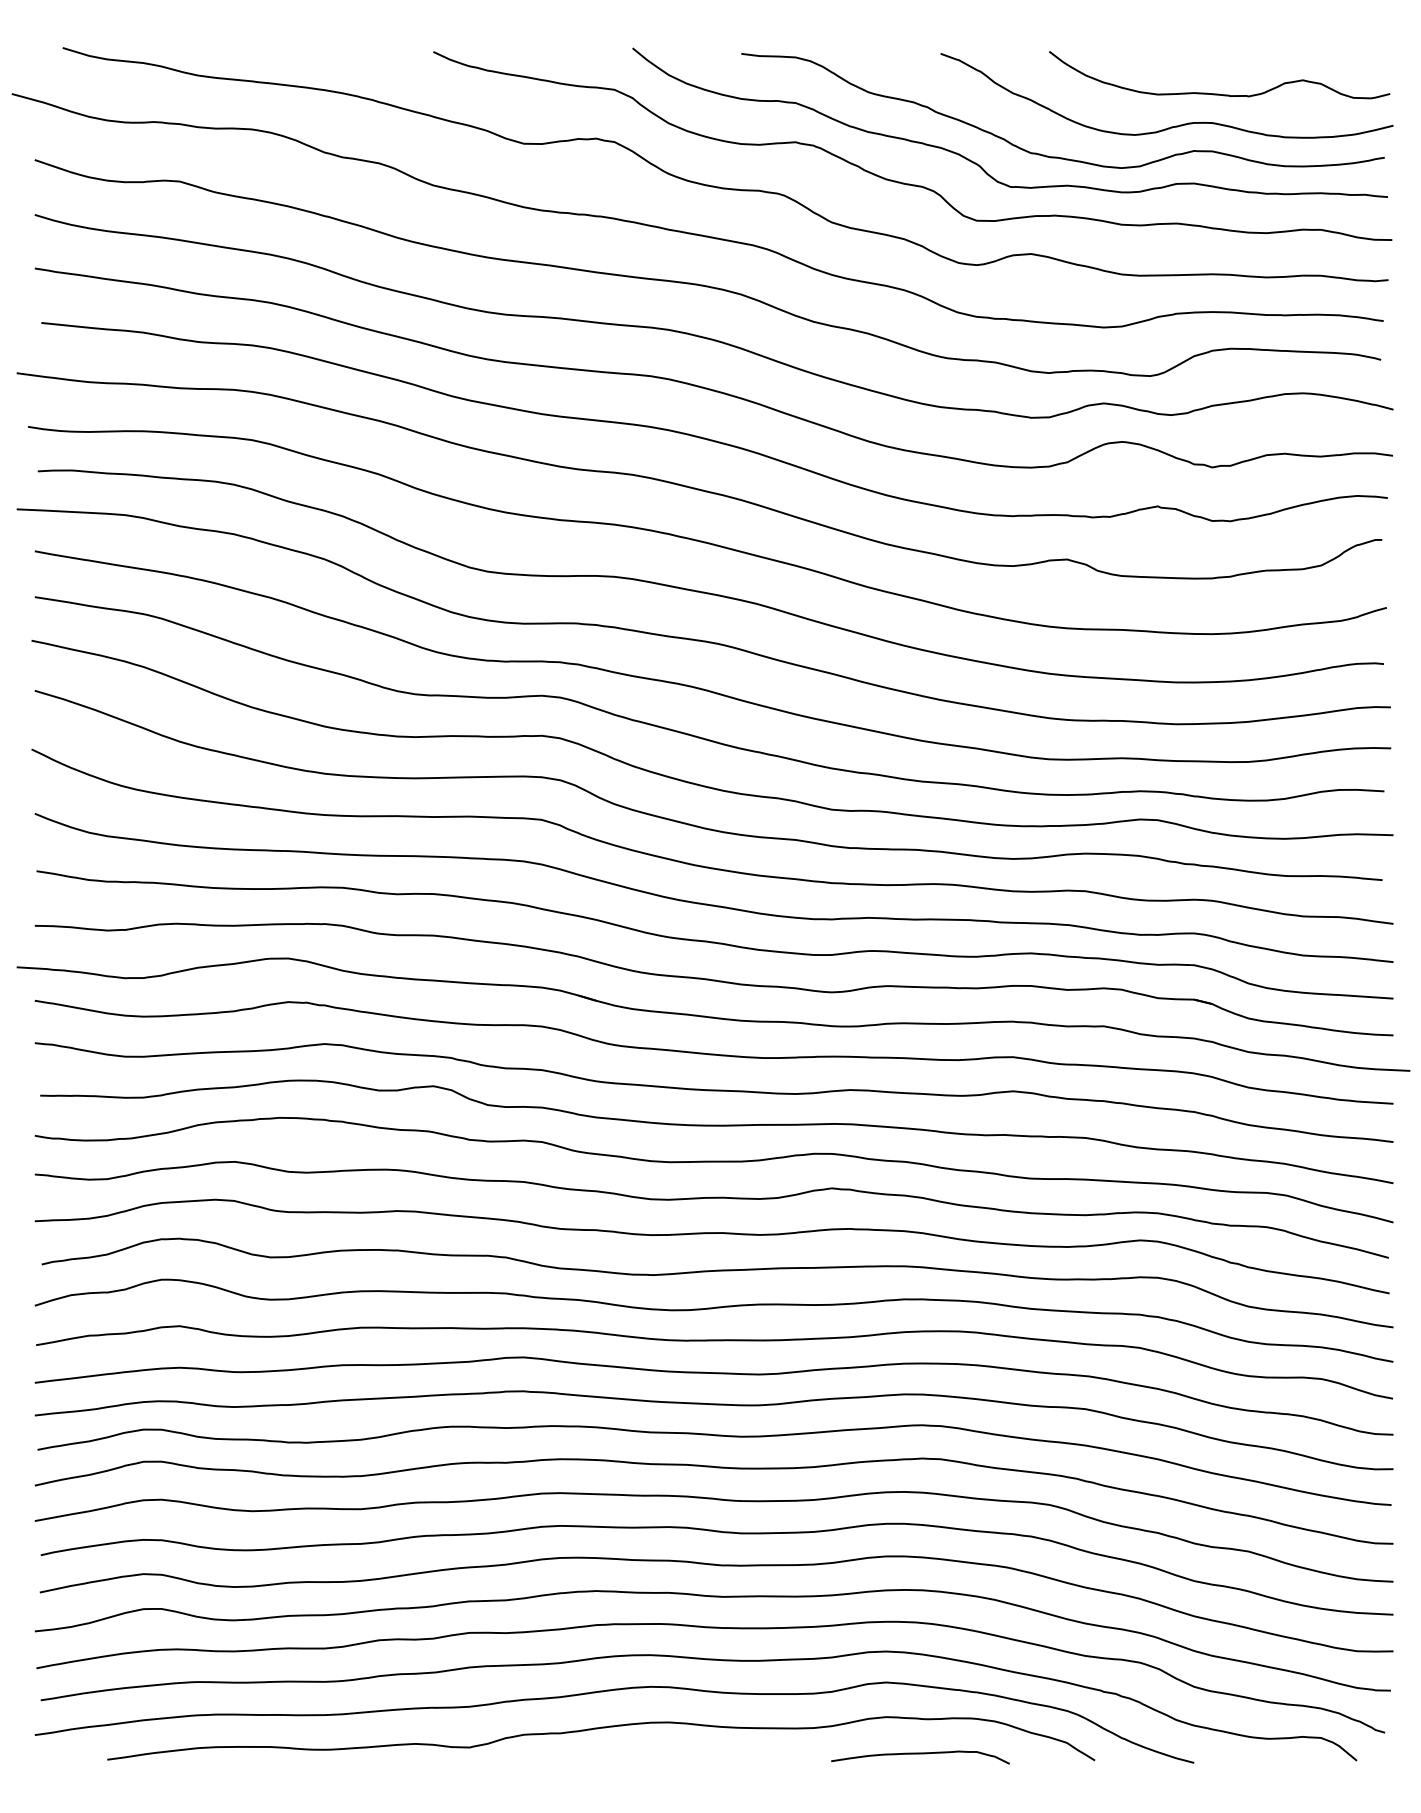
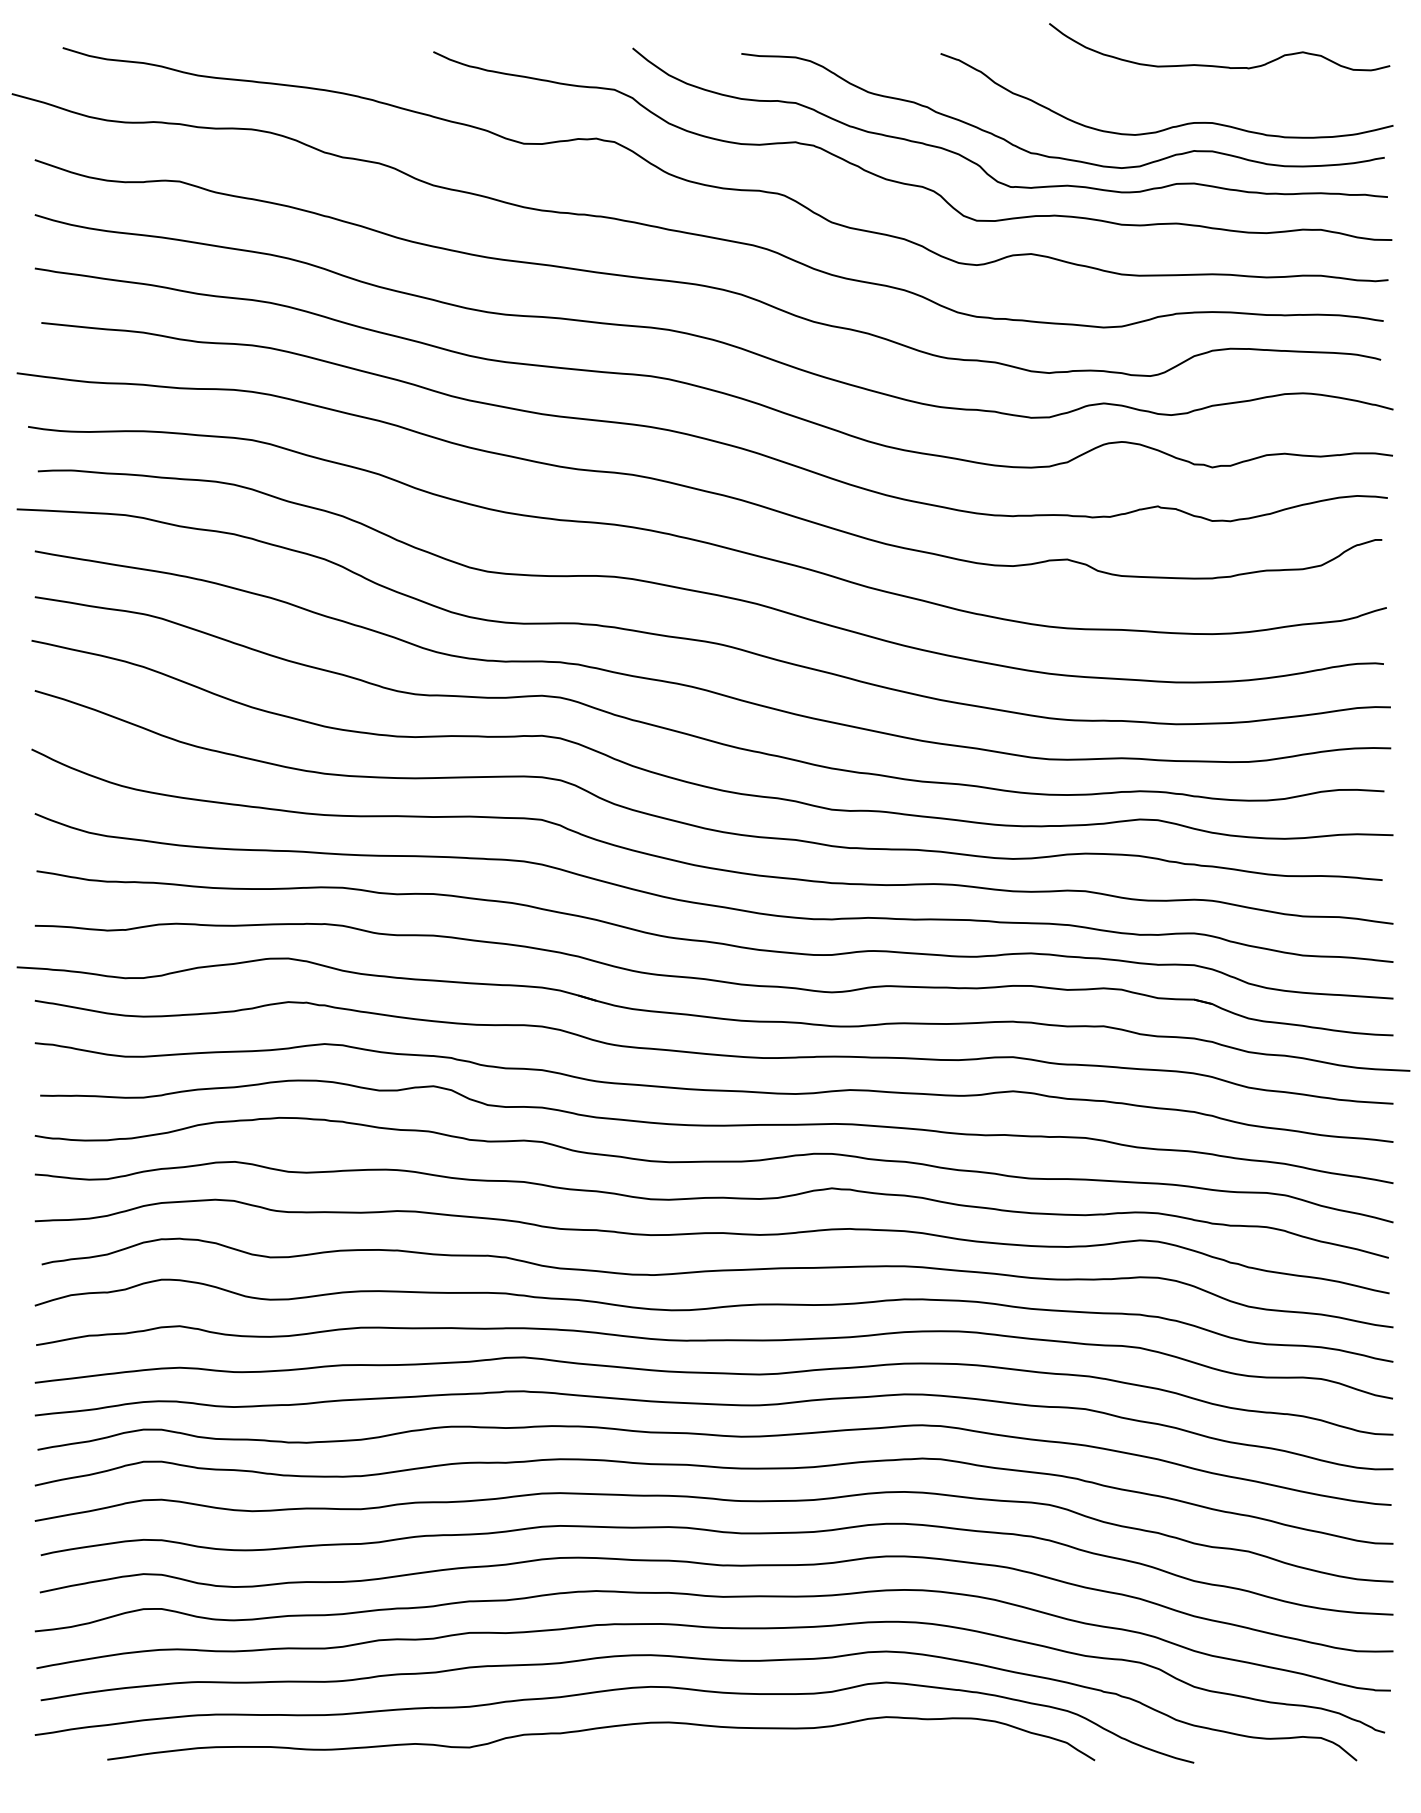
curve position: (1219, 93) -> (1219, 65) (1219, 65)
curve: present -> none (920, 1754)
